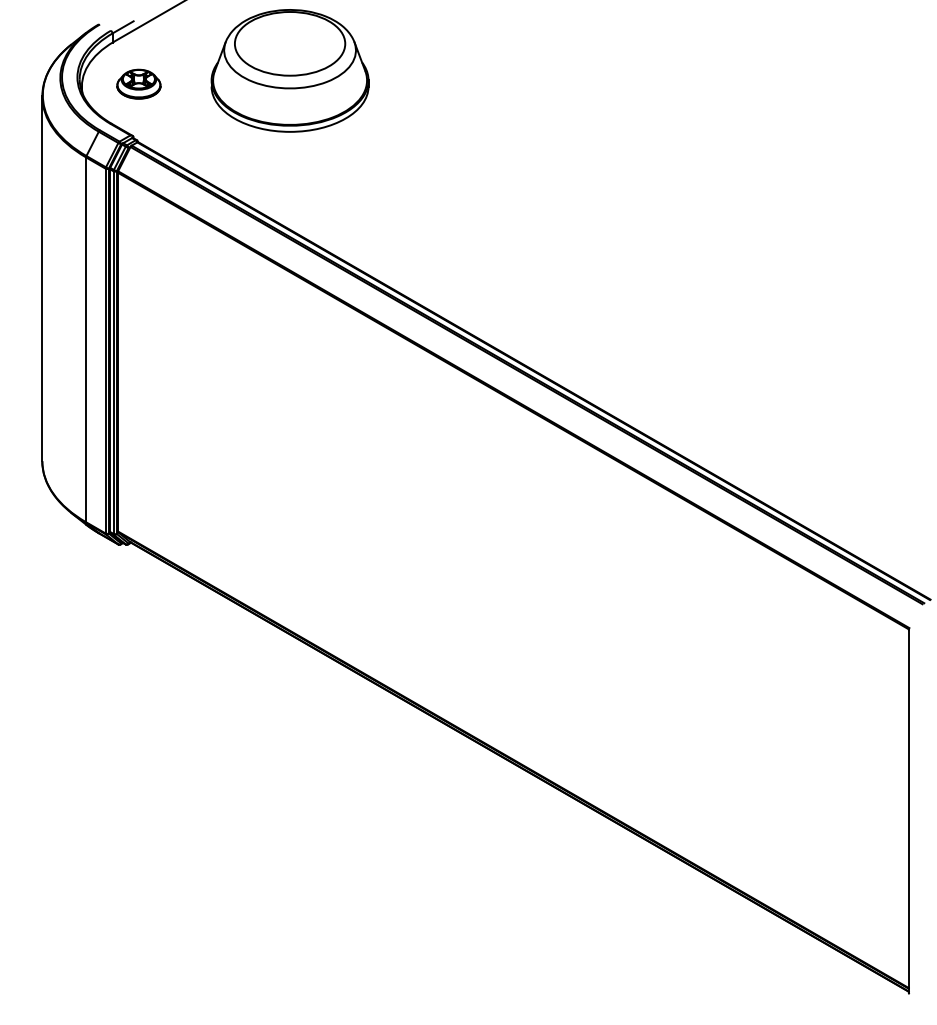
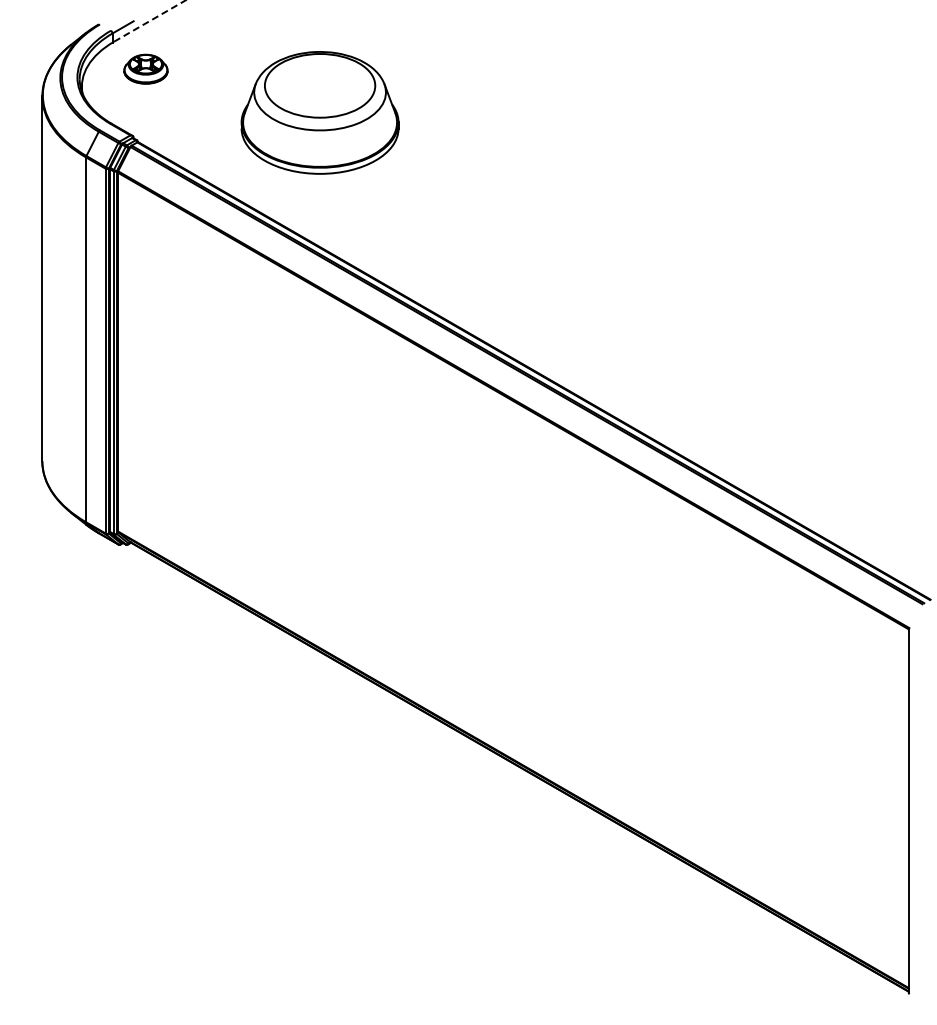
line: solid -> dashed (150, 20)
part position: (289, 70) -> (319, 112) (319, 112)
part position: (138, 83) -> (145, 68) (145, 68)
